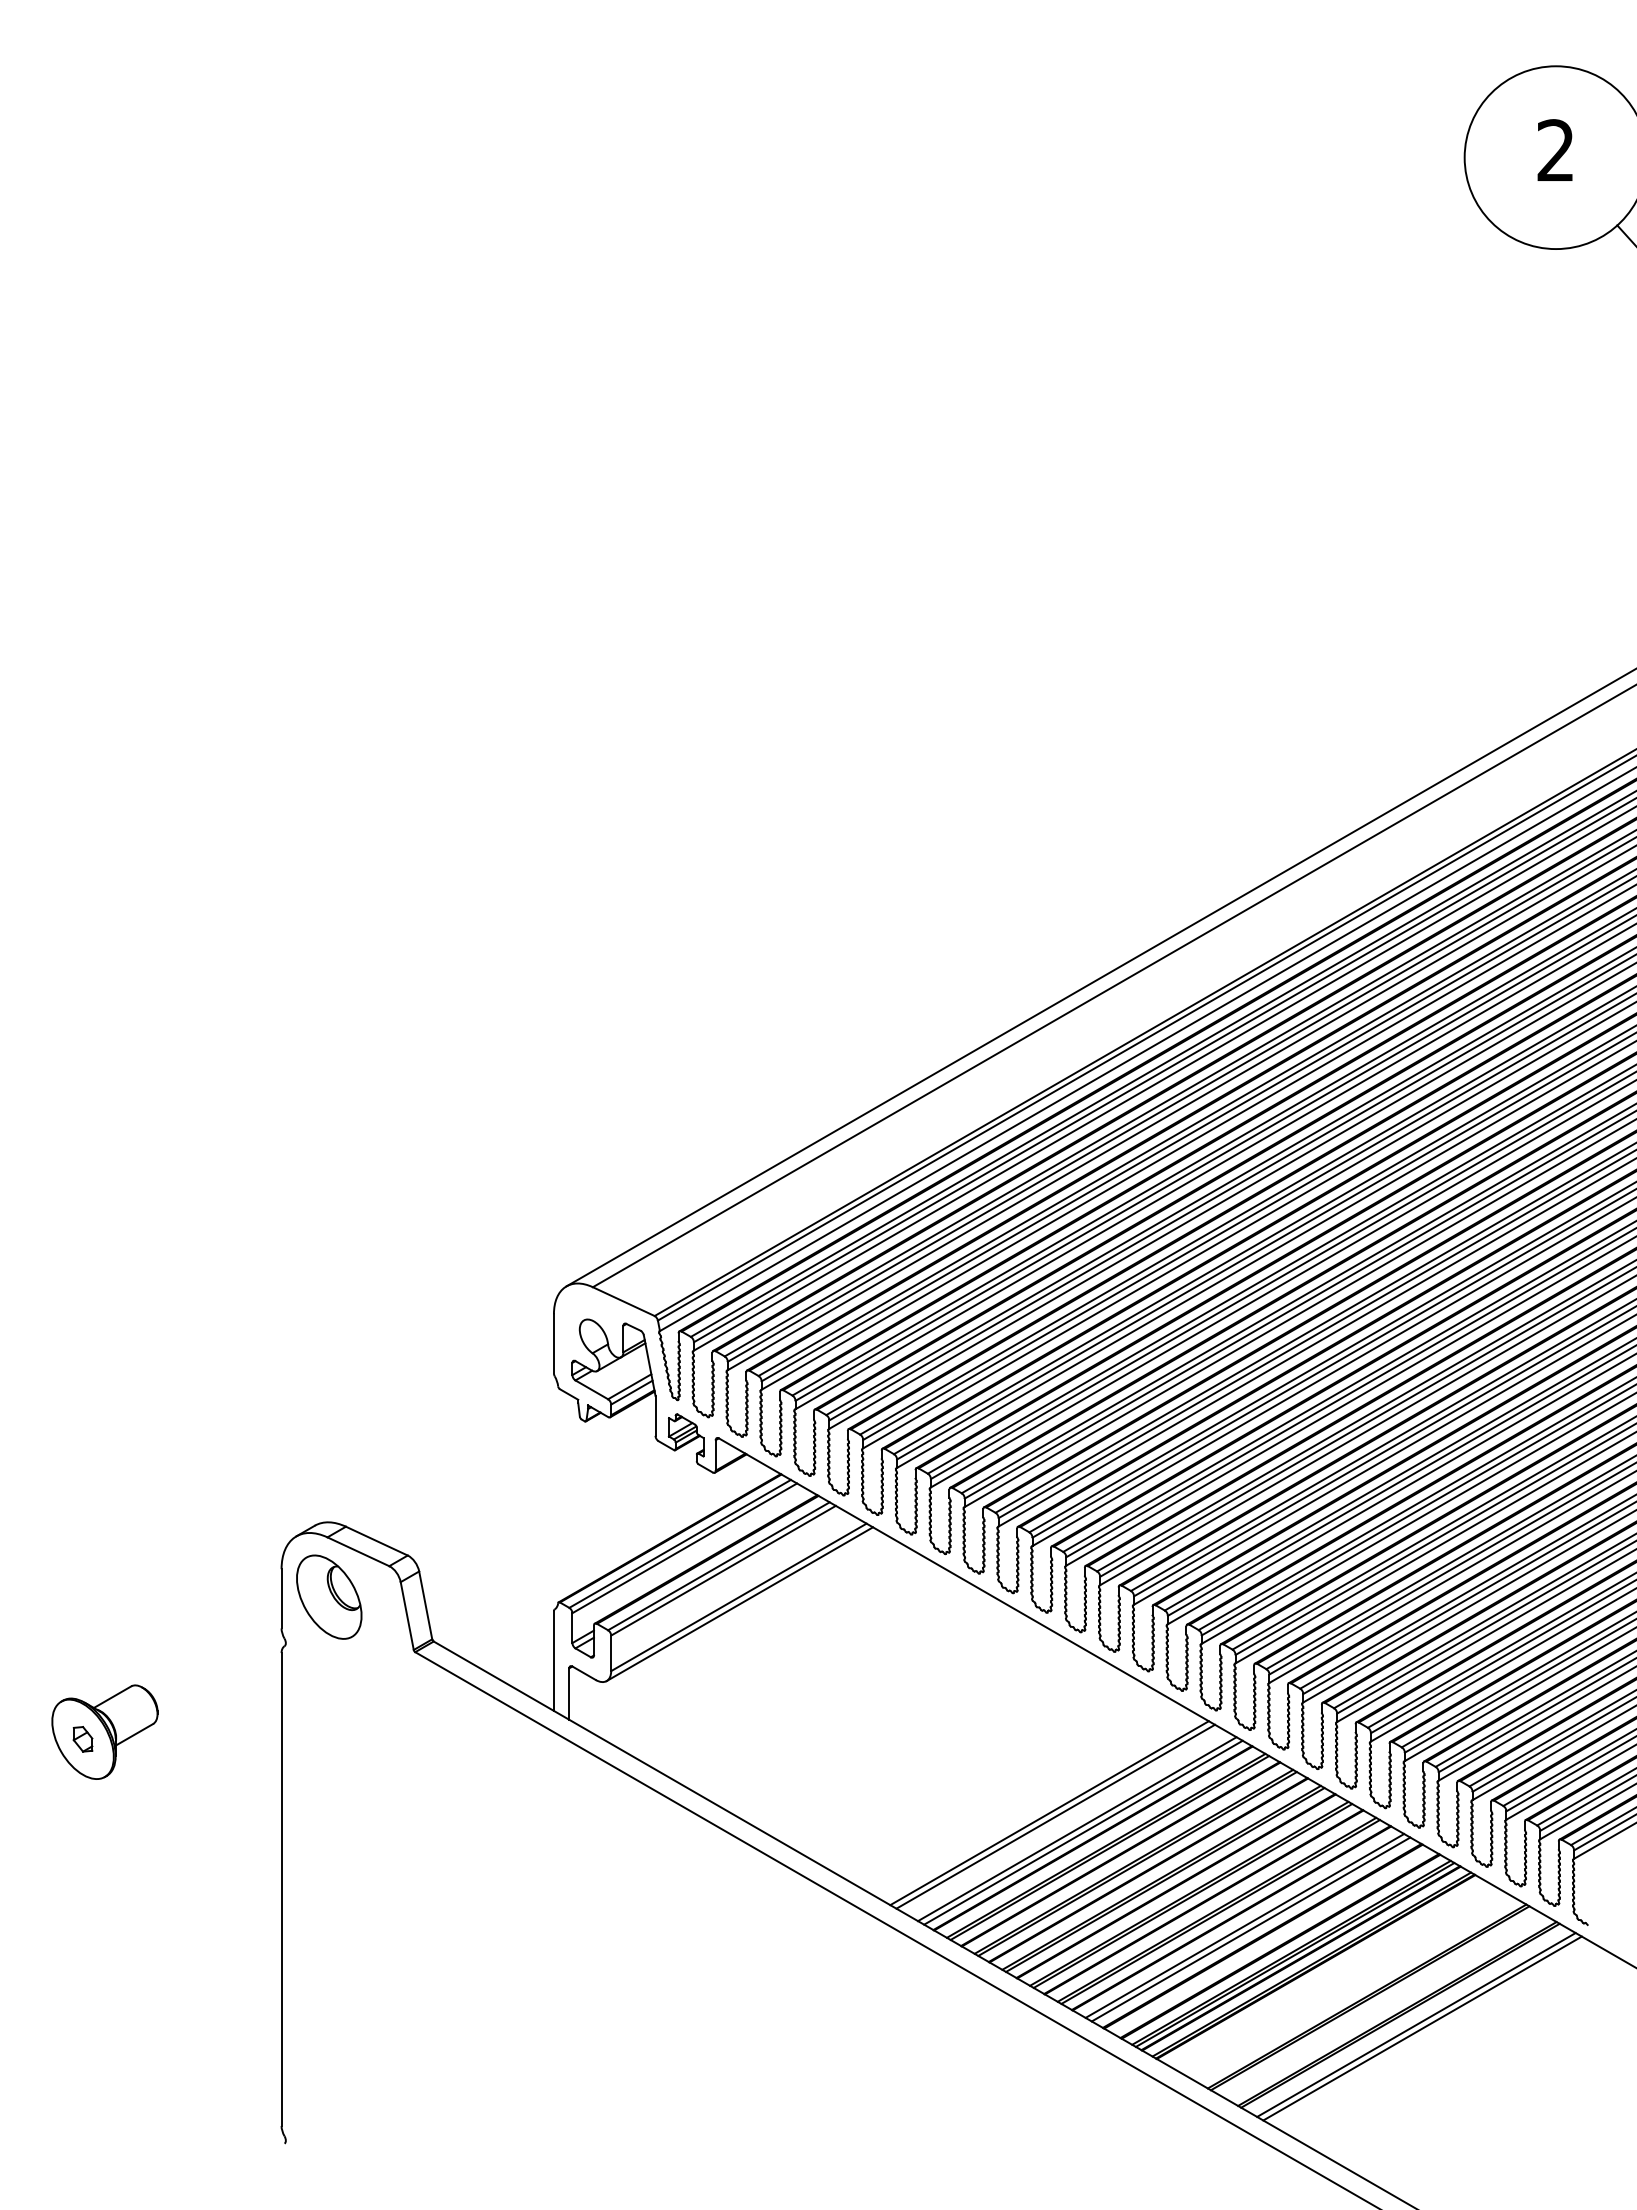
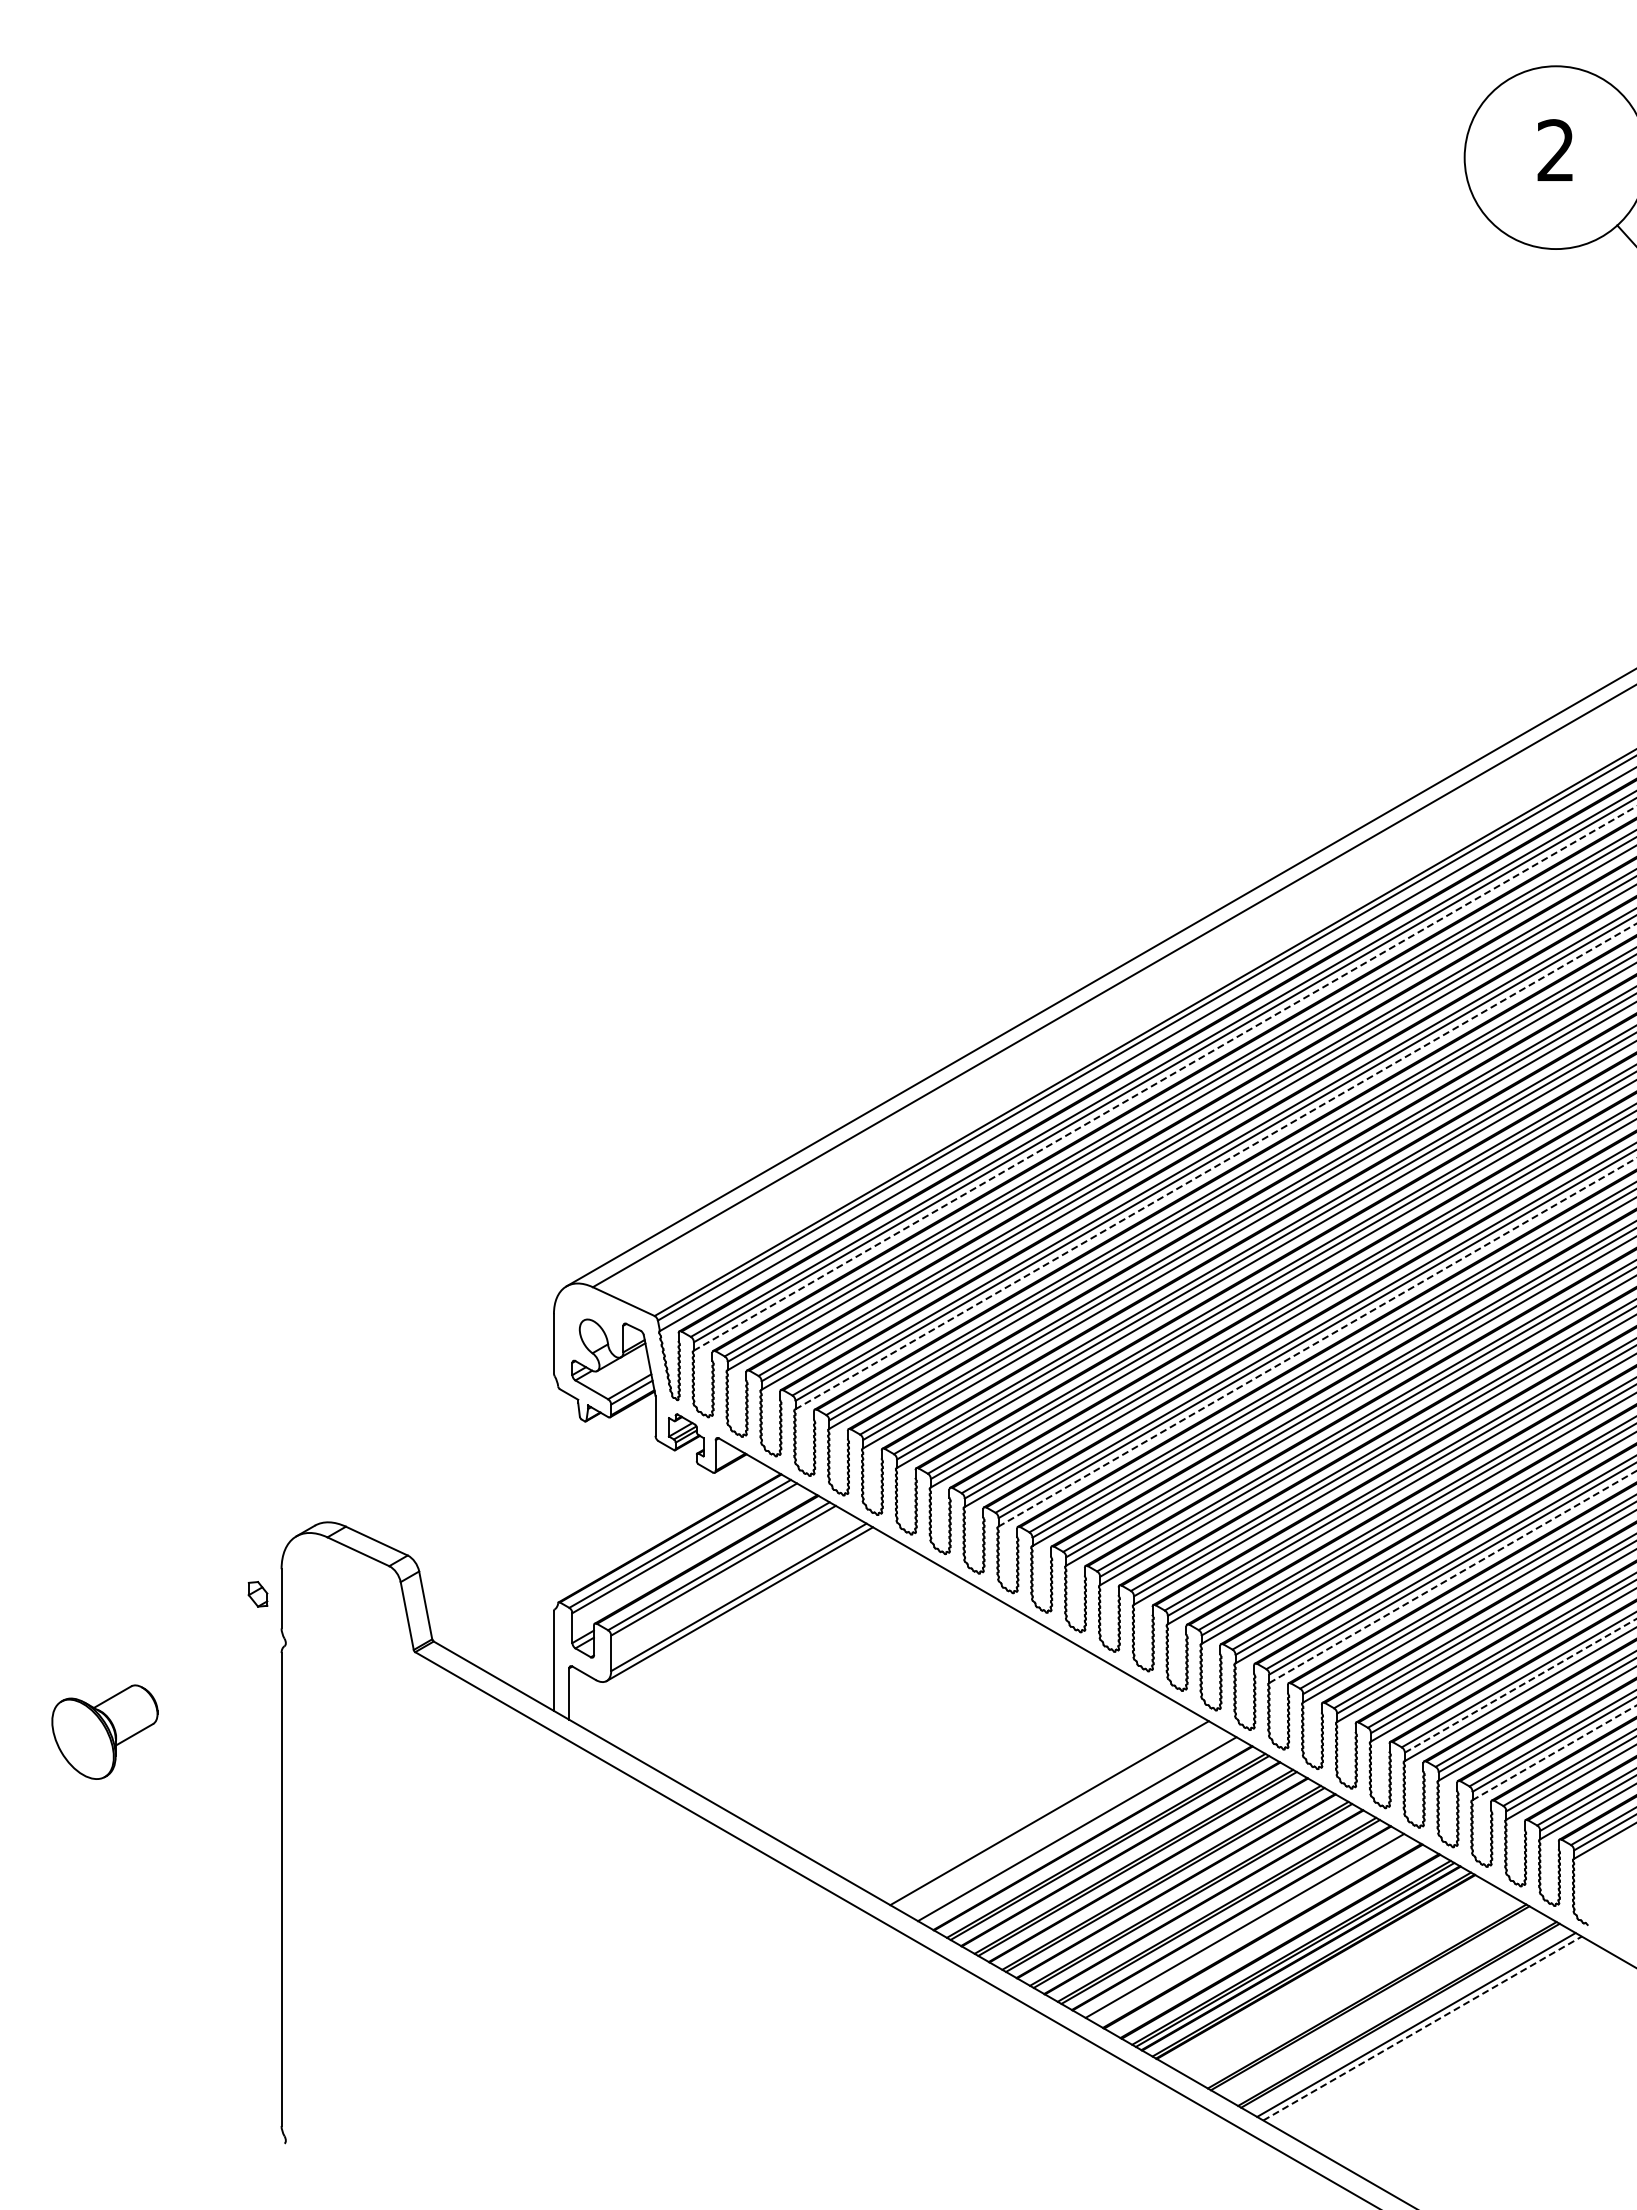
line: solid -> dashed (1165, 1078)
line: solid -> dashed (1216, 1166)
line: solid -> dashed (1317, 1342)
line: solid -> dashed (1452, 1577)
part: present -> none (329, 1596)
line: solid -> dashed (1520, 1685)
part position: (82, 1739) -> (257, 1594) (257, 1594)
line: solid -> dashed (1554, 1752)
line: present -> none (1055, 1816)
line: present -> none (1083, 1832)
line: present -> none (1250, 1929)
line: solid -> dashed (1422, 2028)
